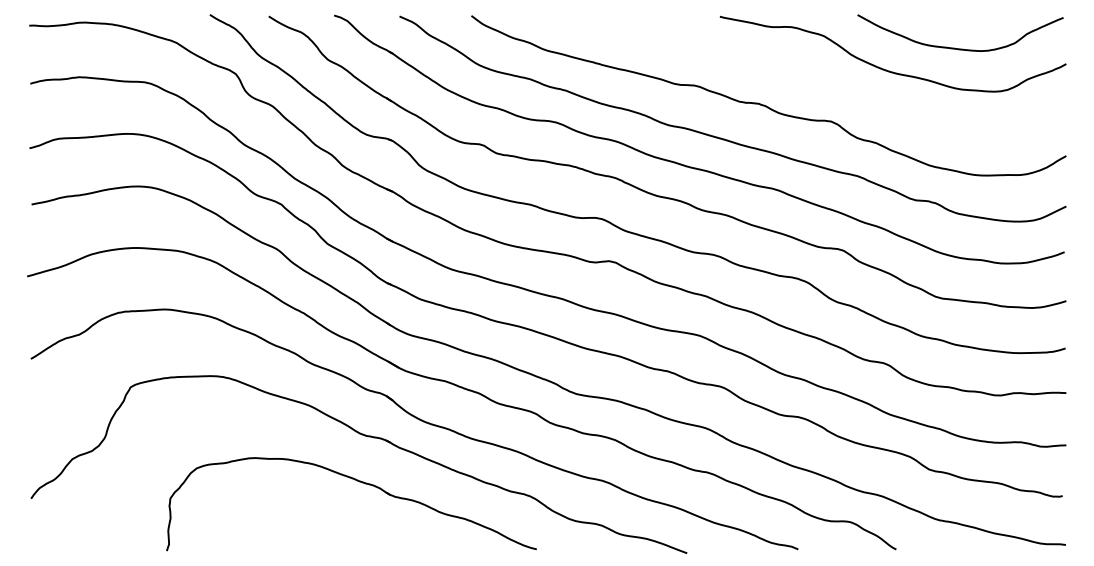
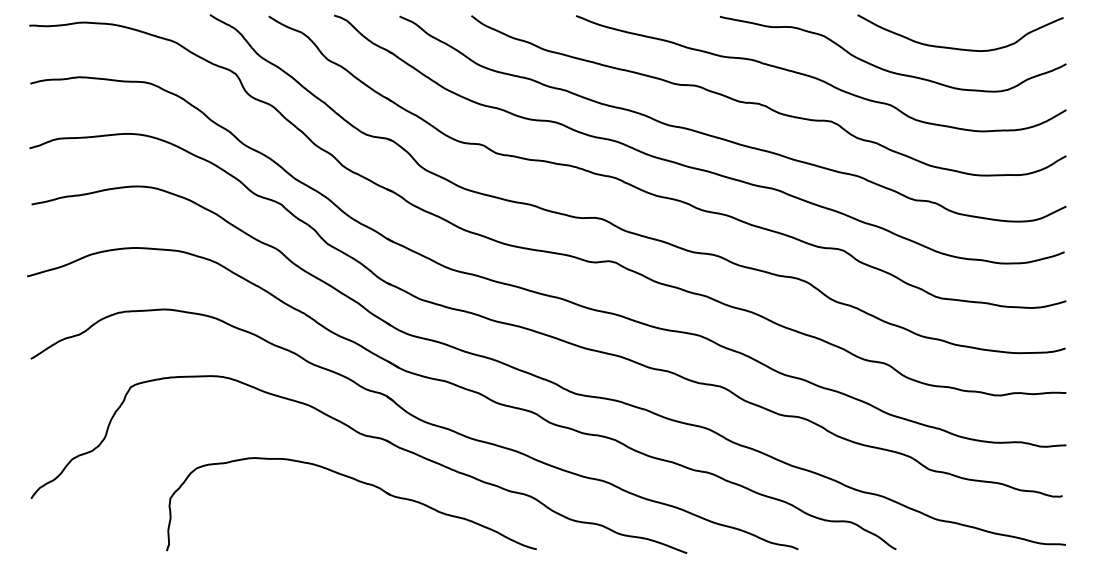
curve: none -> present (819, 78)
